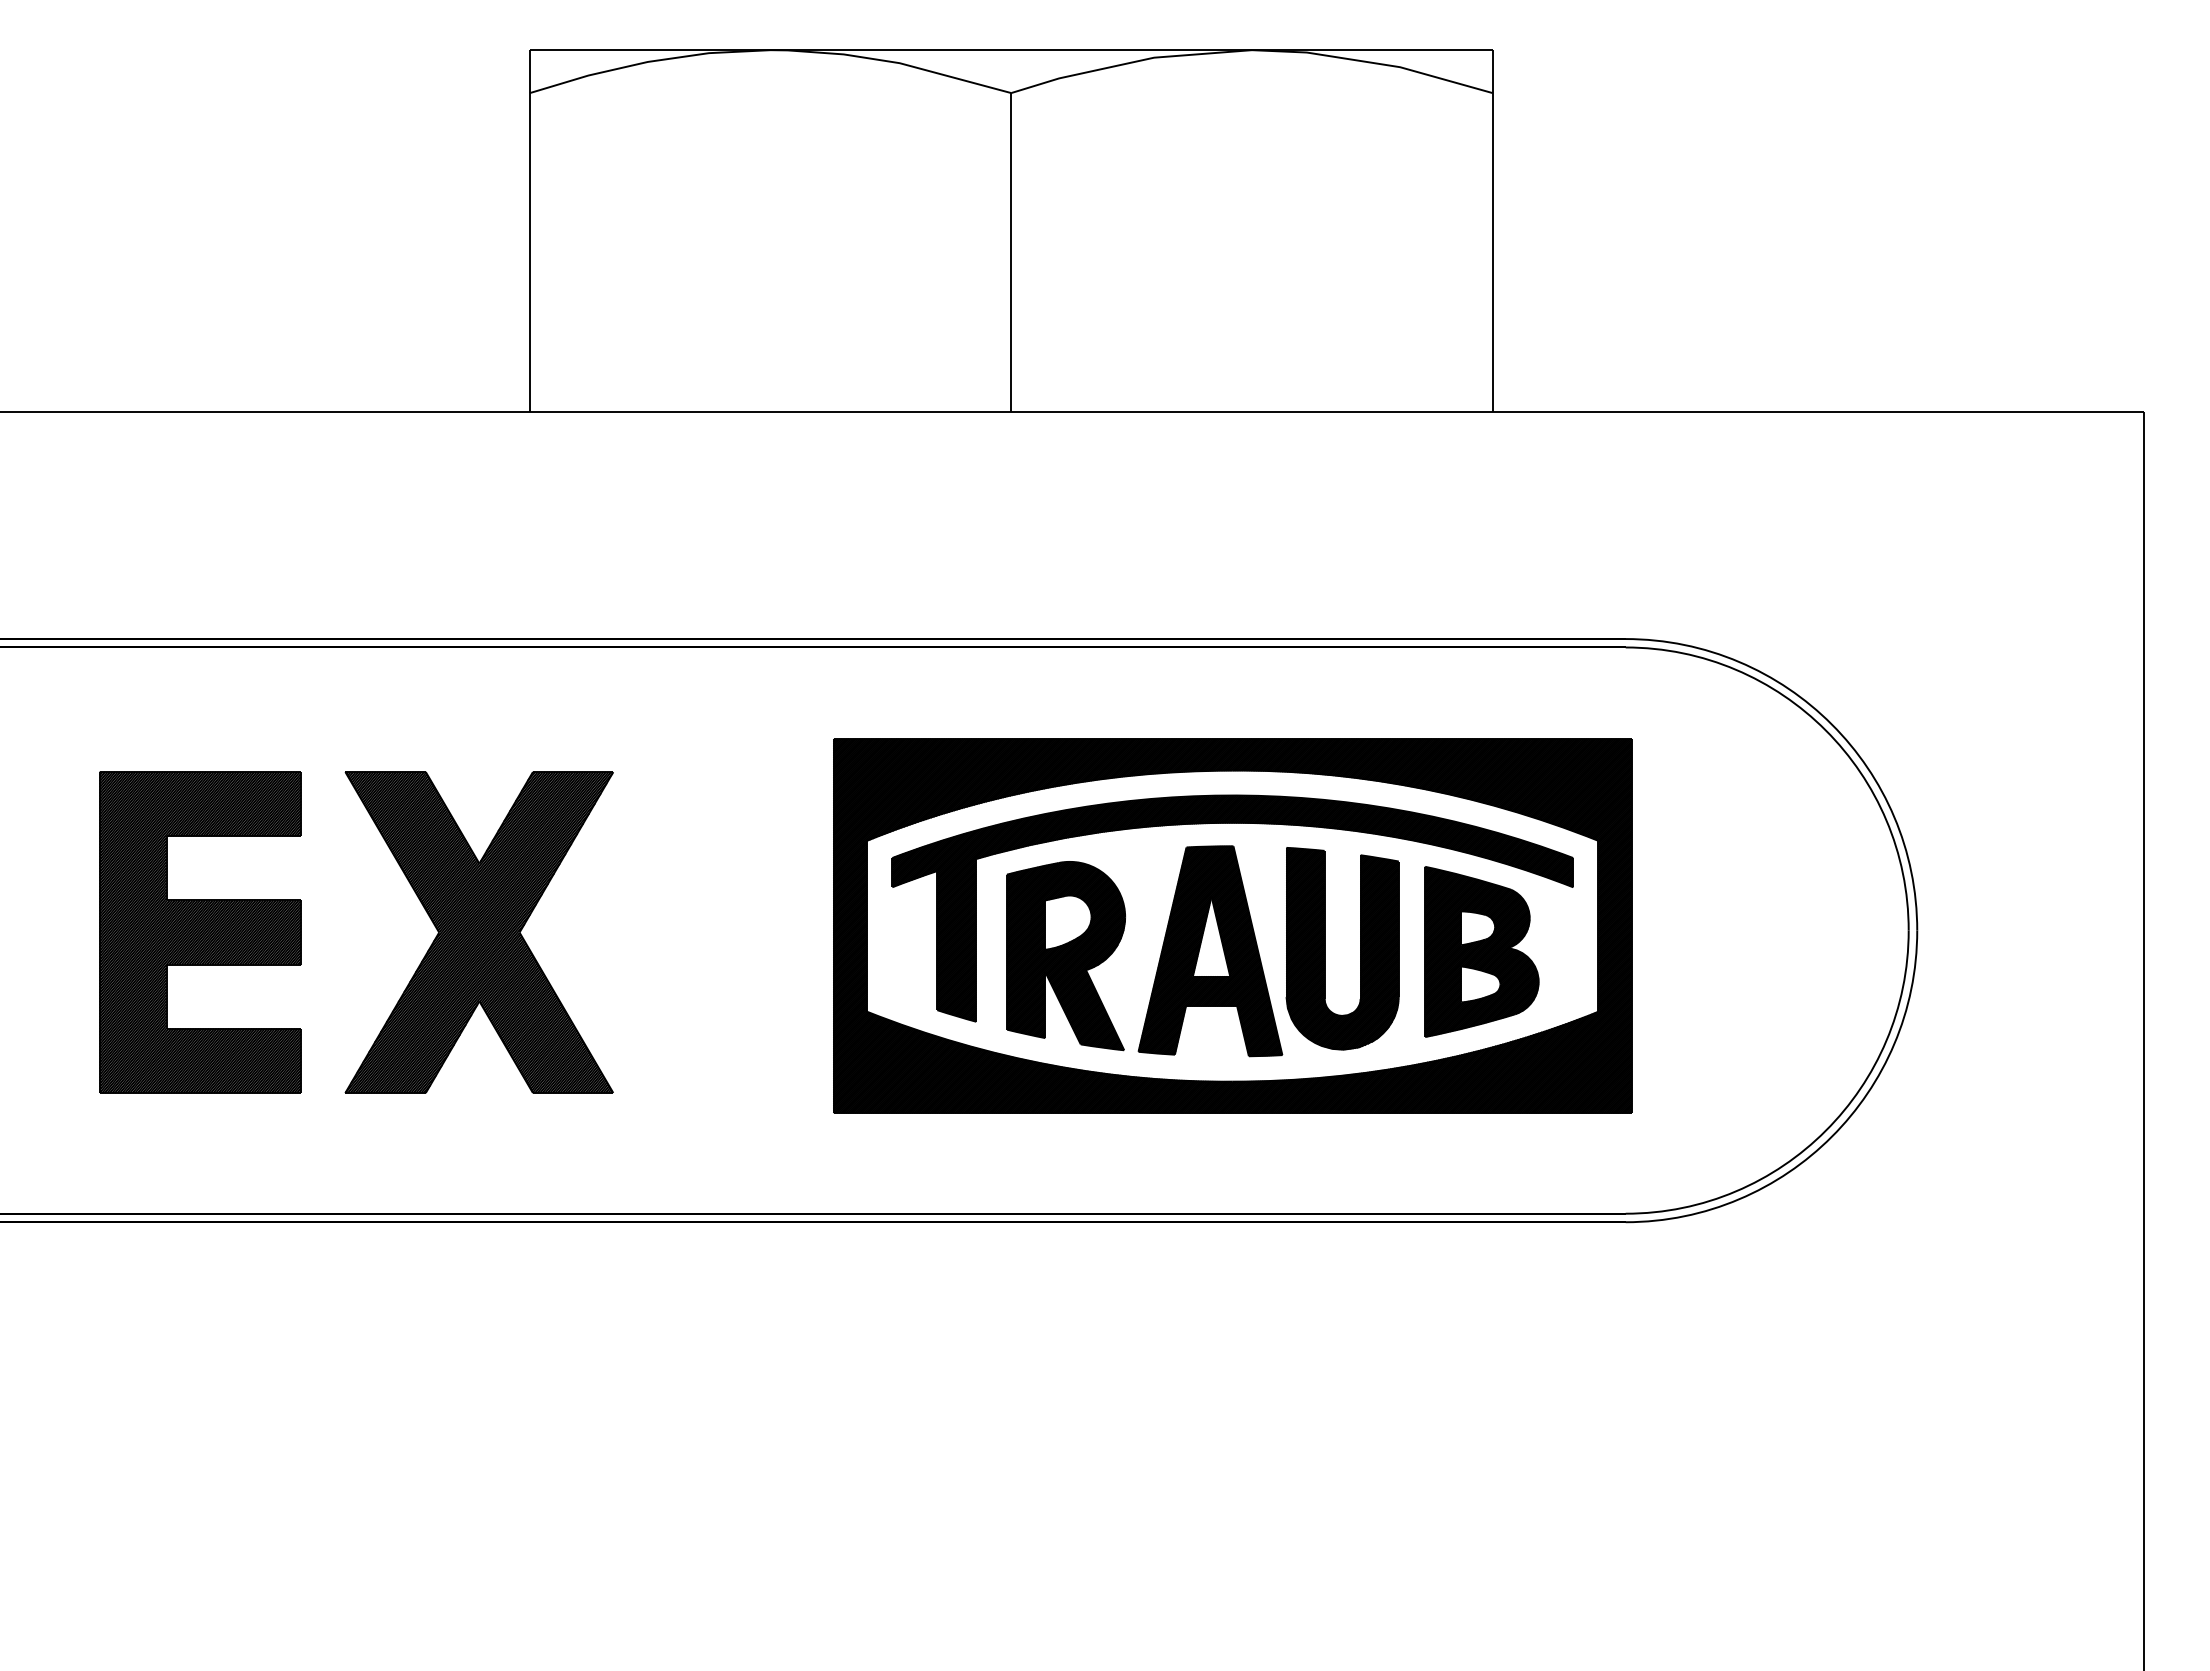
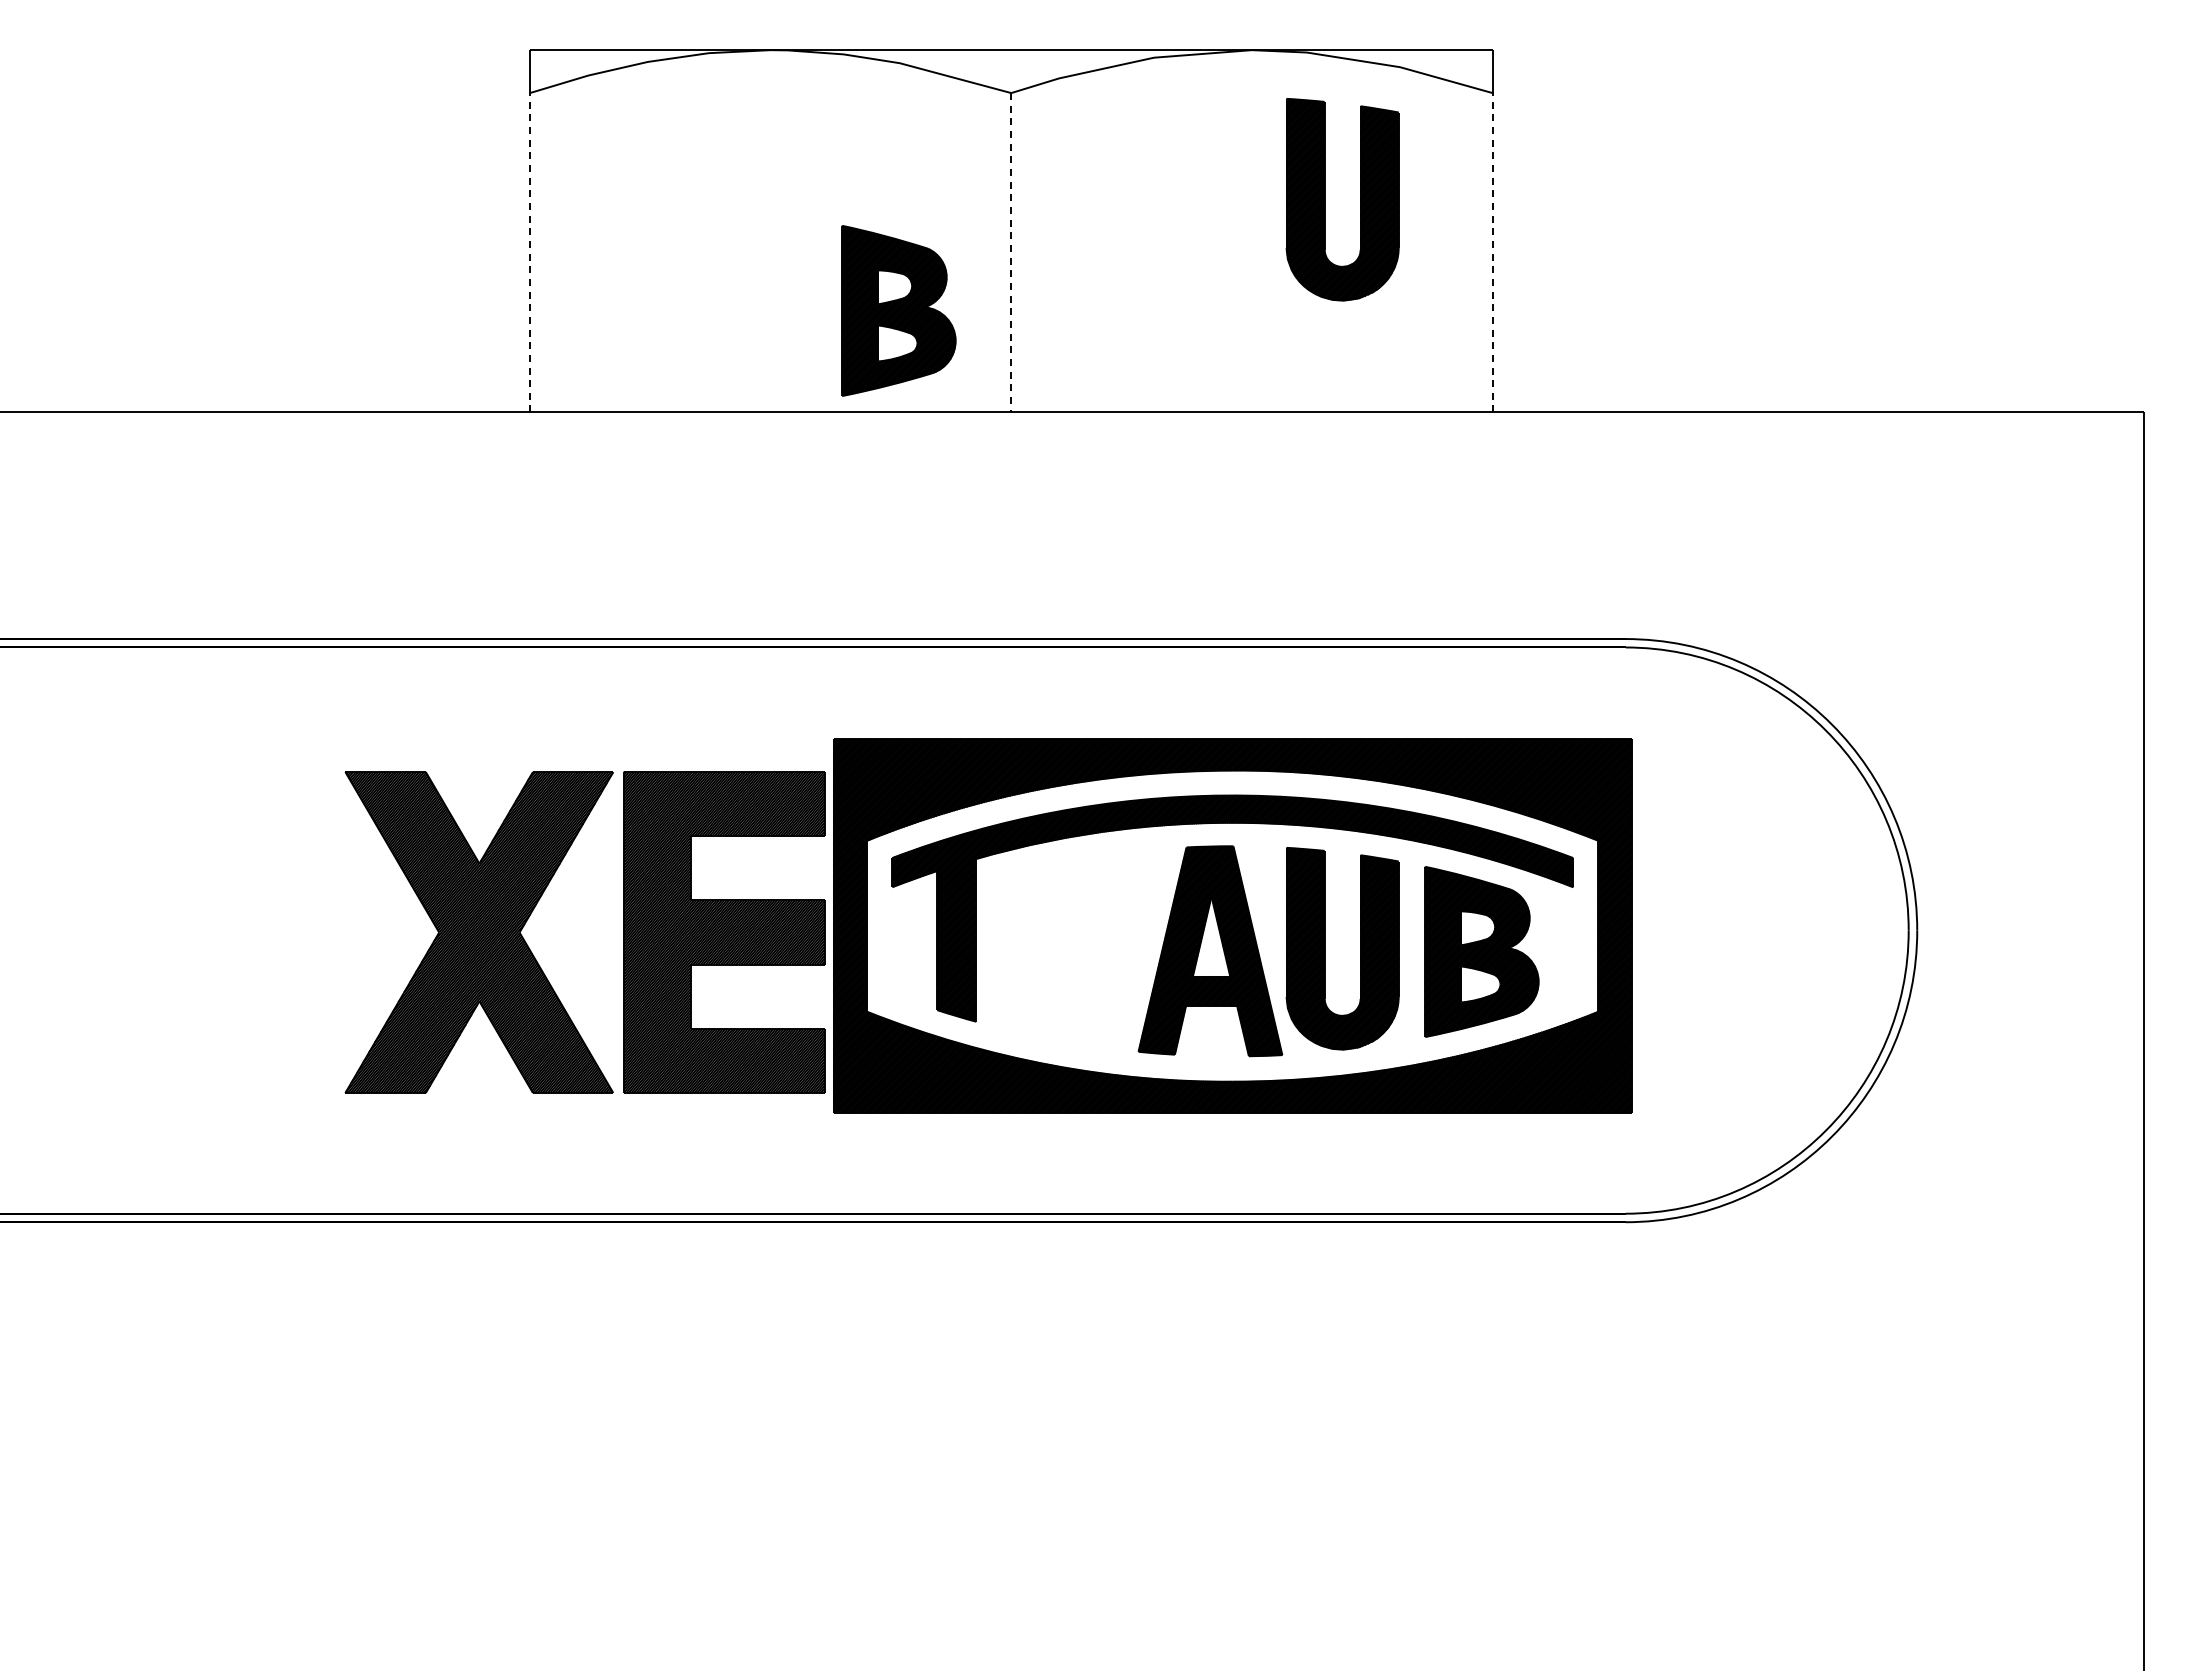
part: none -> present (1325, 199)
line: solid -> dashed (529, 252)
line: solid -> dashed (1011, 252)
line: solid -> dashed (1492, 252)
part: none -> present (898, 310)
part position: (200, 932) -> (724, 932) (724, 932)
part: present -> none (1065, 956)
